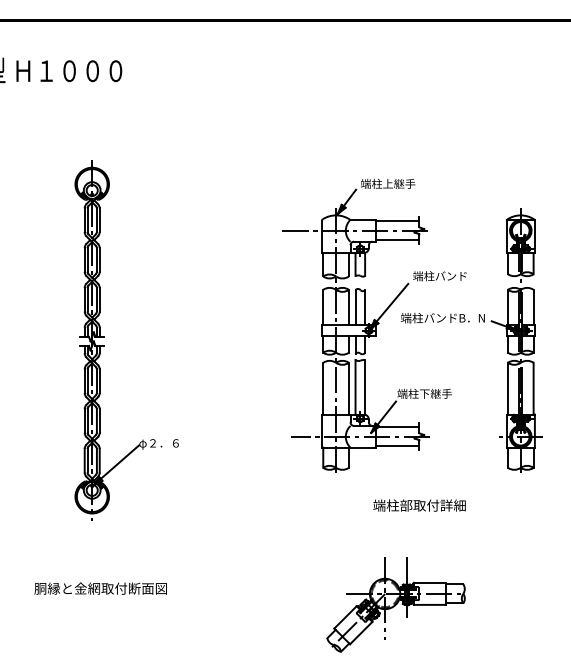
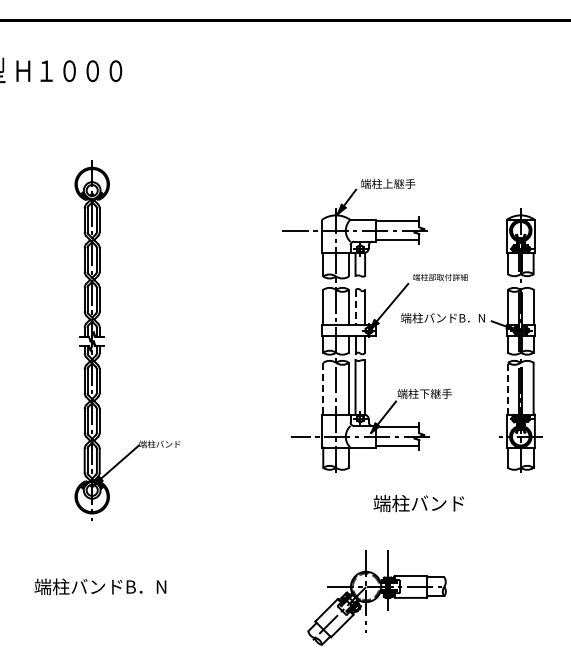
text: 端柱バンド -> 端柱部取付詳細 (440, 276)
line: solid -> dashed (355, 308)
line: solid -> dashed (323, 388)
line: solid -> dashed (507, 388)
text: φ２．６ -> 端柱バンド (159, 444)
text: 端柱部取付詳細 -> 端柱バンド (419, 503)
text: 胴縁と金網取付断面図 -> 端柱バンドB．N (100, 586)
part position: (395, 604) -> (376, 597) (376, 597)
